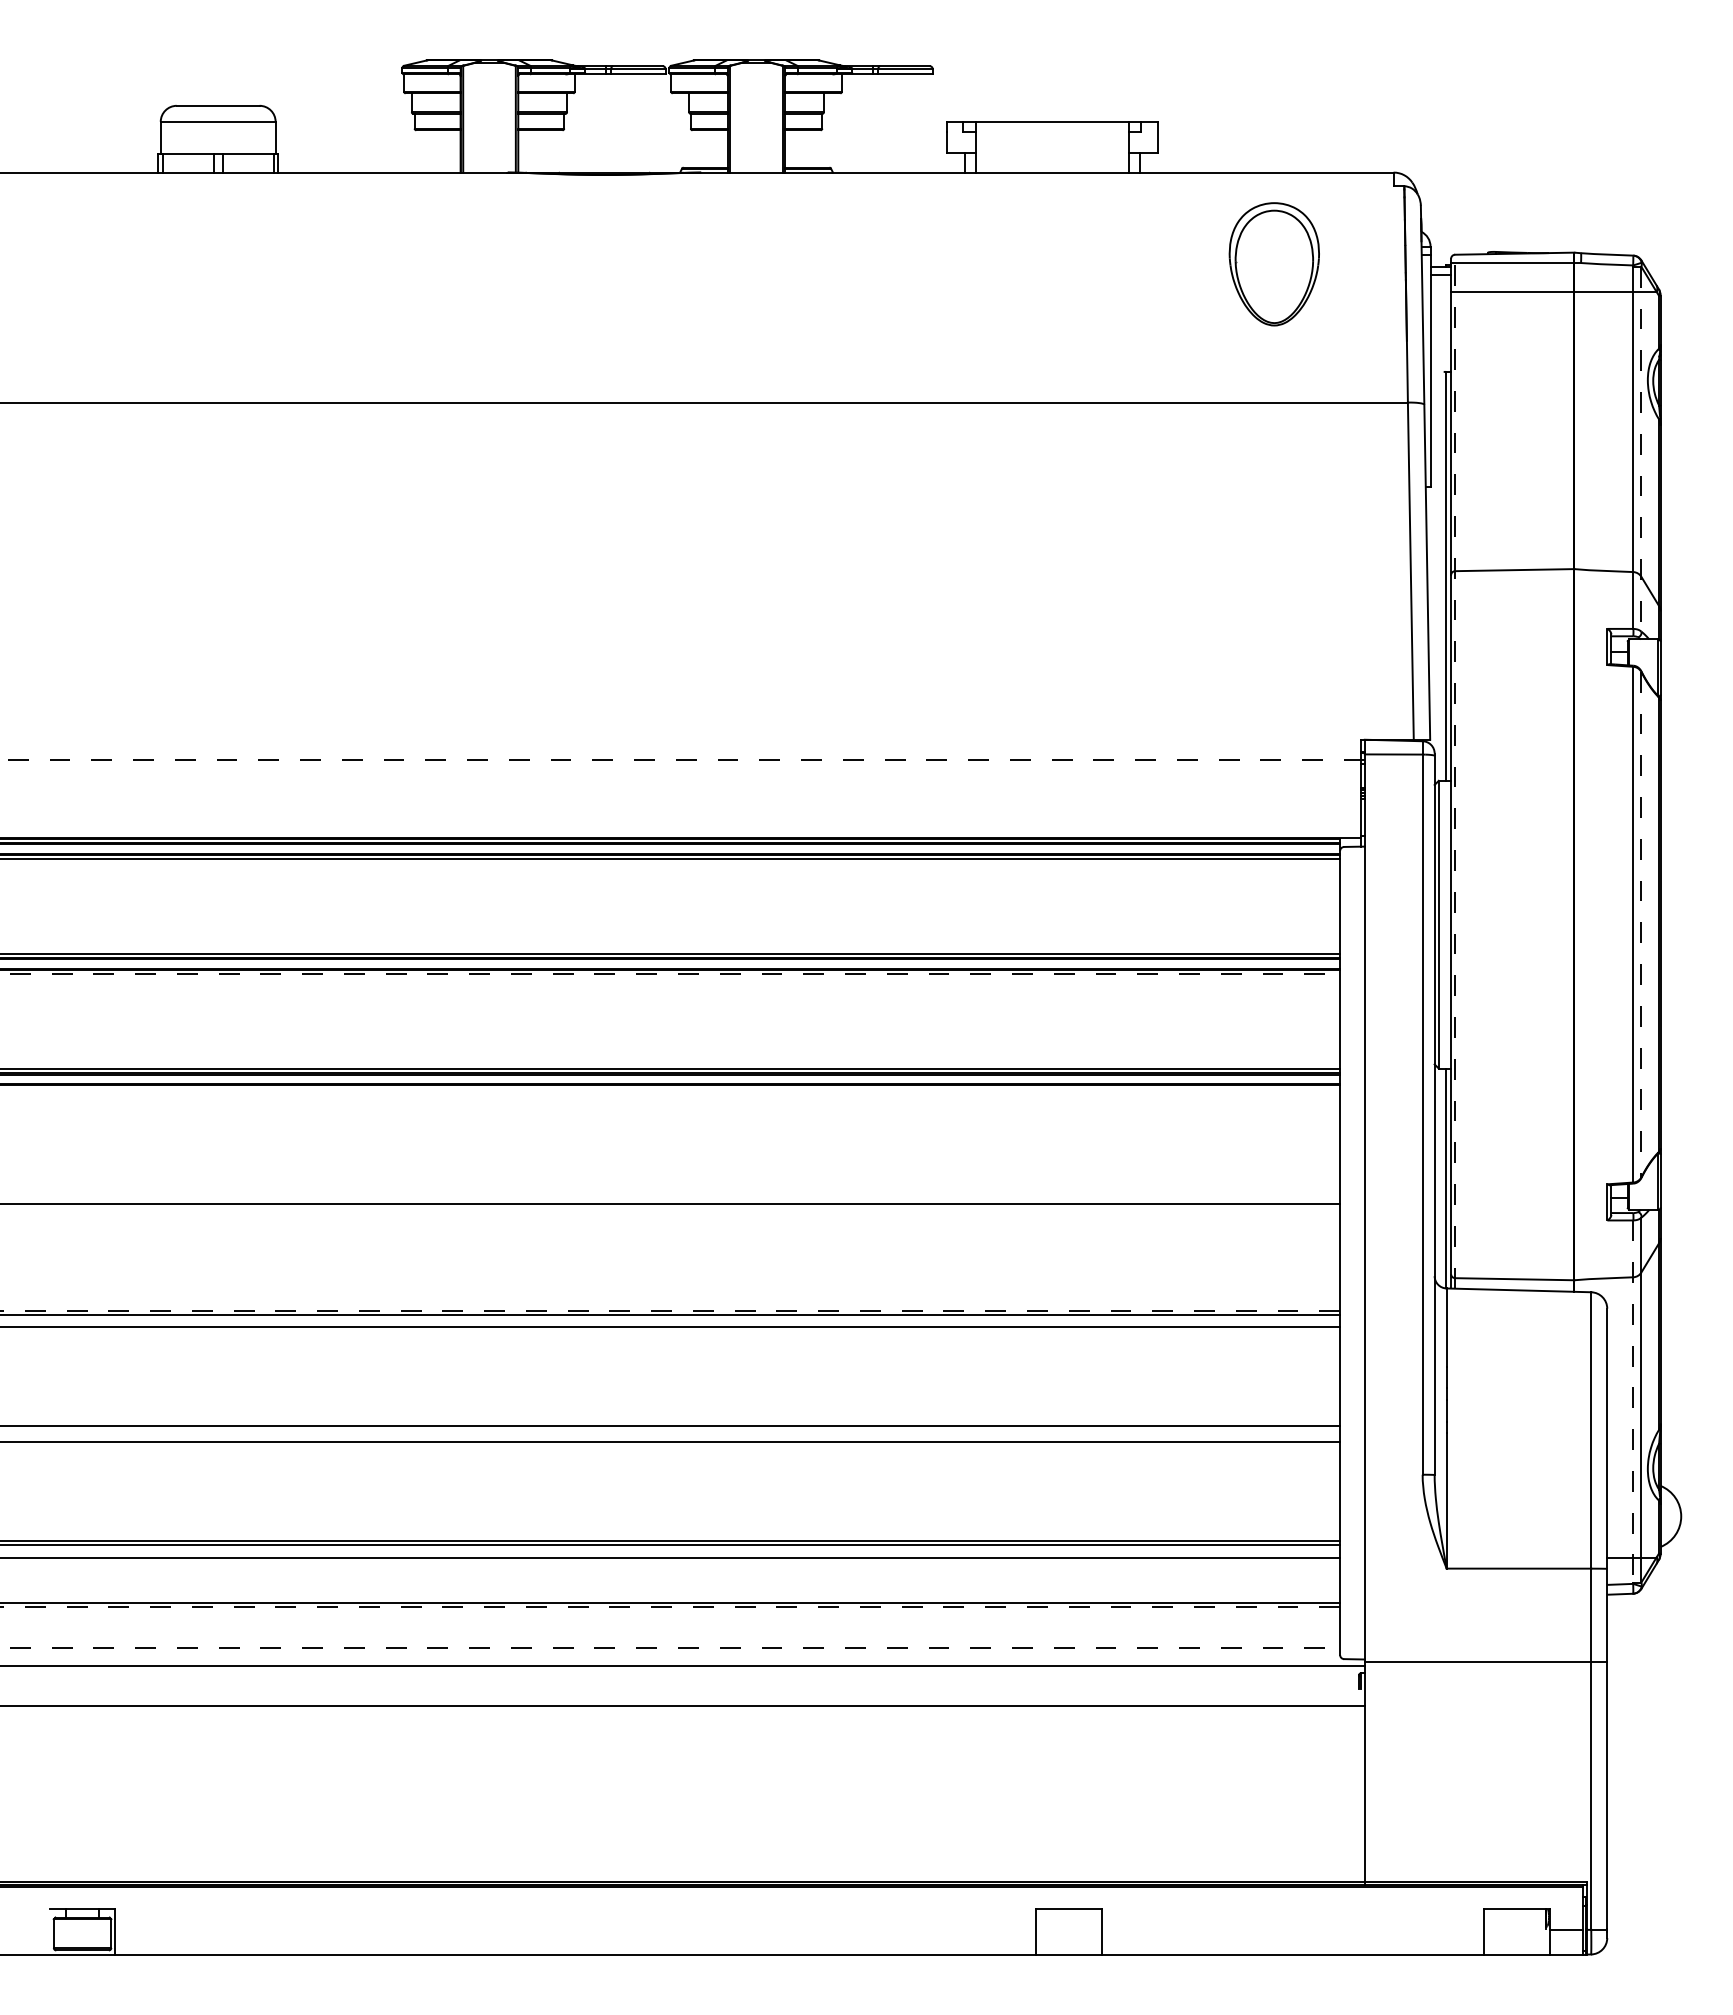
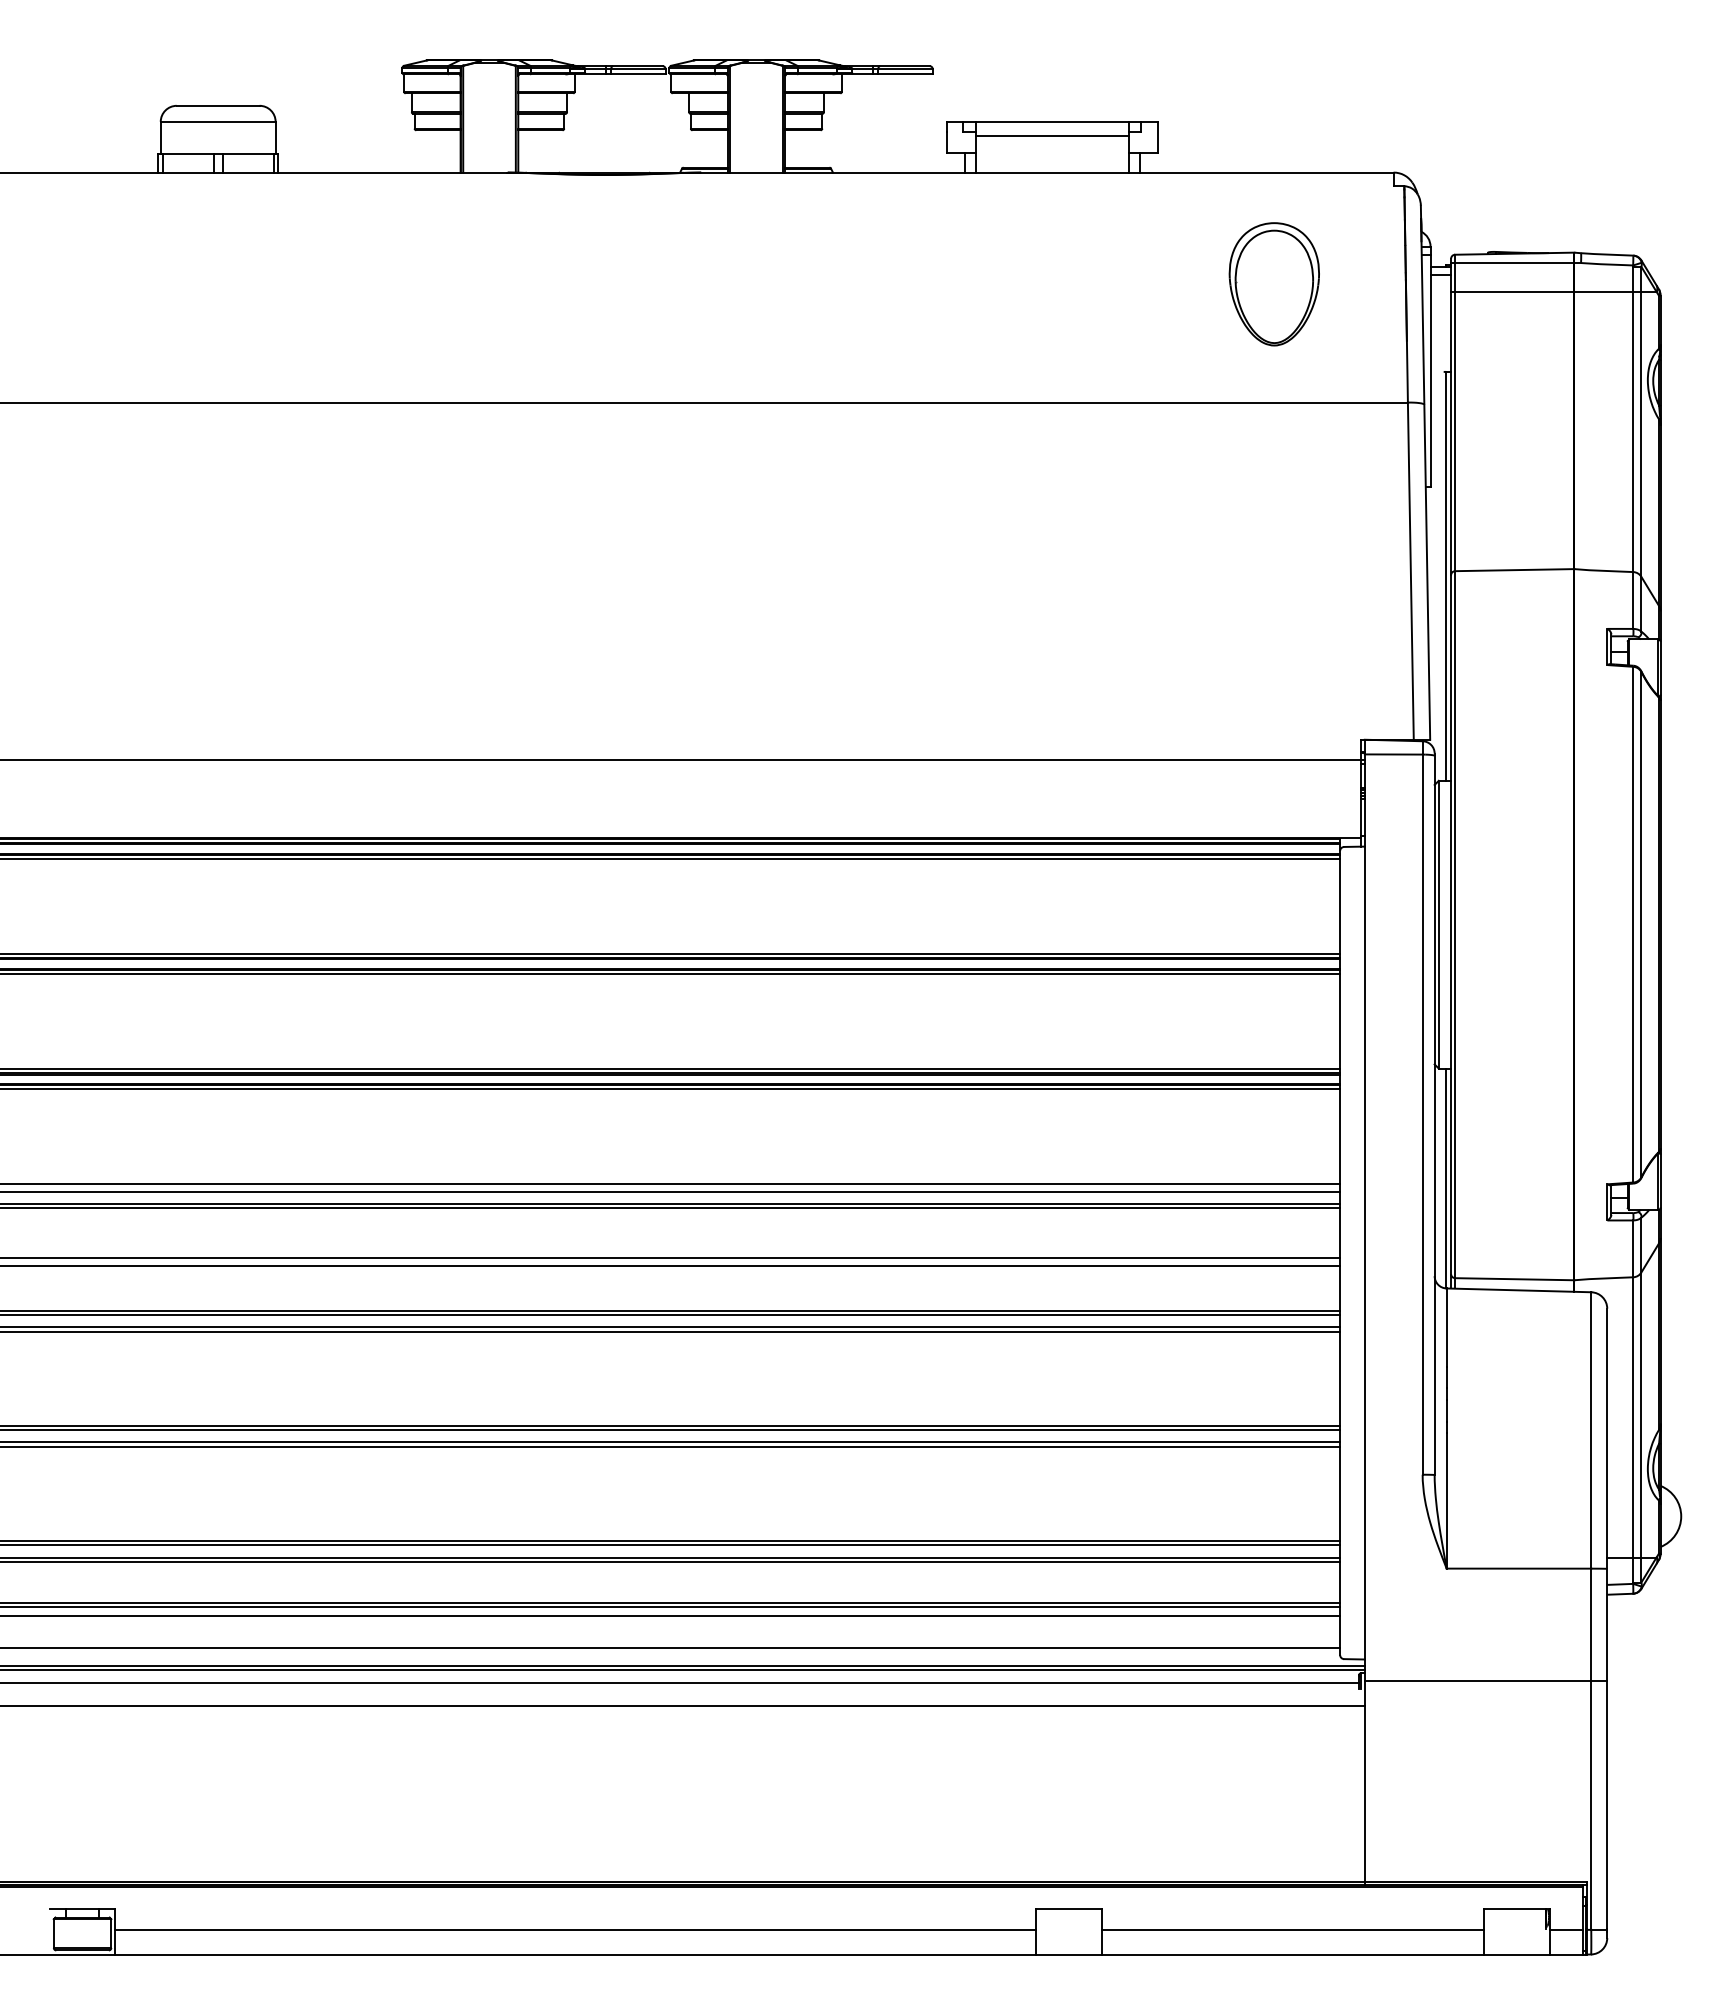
line: none -> present (1052, 135)
part position: (1273, 264) -> (1273, 284) (1273, 284)
line: dashed -> solid (1641, 449)
line: dashed -> solid (682, 760)
line: dashed -> solid (1455, 771)
line: dashed -> solid (1641, 924)
line: dashed -> solid (670, 974)
line: none -> present (671, 1089)
line: none -> present (671, 1183)
line: none -> present (671, 1191)
line: none -> present (671, 1207)
line: none -> present (671, 1257)
line: none -> present (671, 1265)
line: dashed -> solid (670, 1310)
line: none -> present (671, 1331)
line: dashed -> solid (1633, 1402)
line: none -> present (671, 1430)
line: none -> present (671, 1446)
line: none -> present (671, 1561)
line: dashed -> solid (670, 1607)
line: none -> present (671, 1616)
line: dashed -> solid (670, 1647)
line position: (1485, 1661) -> (1485, 1680) (1485, 1680)
line: none -> present (683, 1669)
line: none -> present (680, 1683)
line: none -> present (575, 1929)
line: none -> present (1292, 1929)
